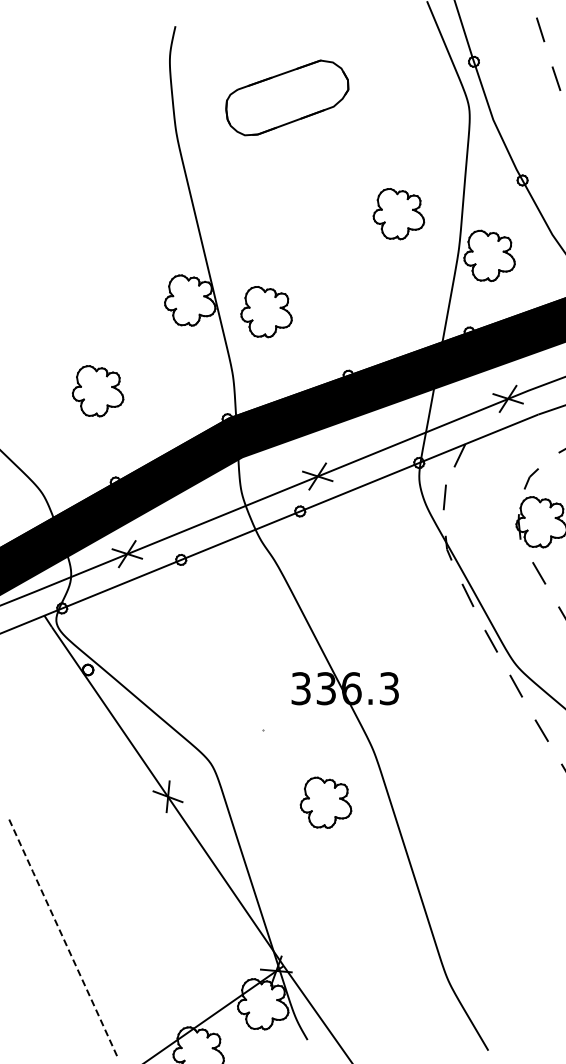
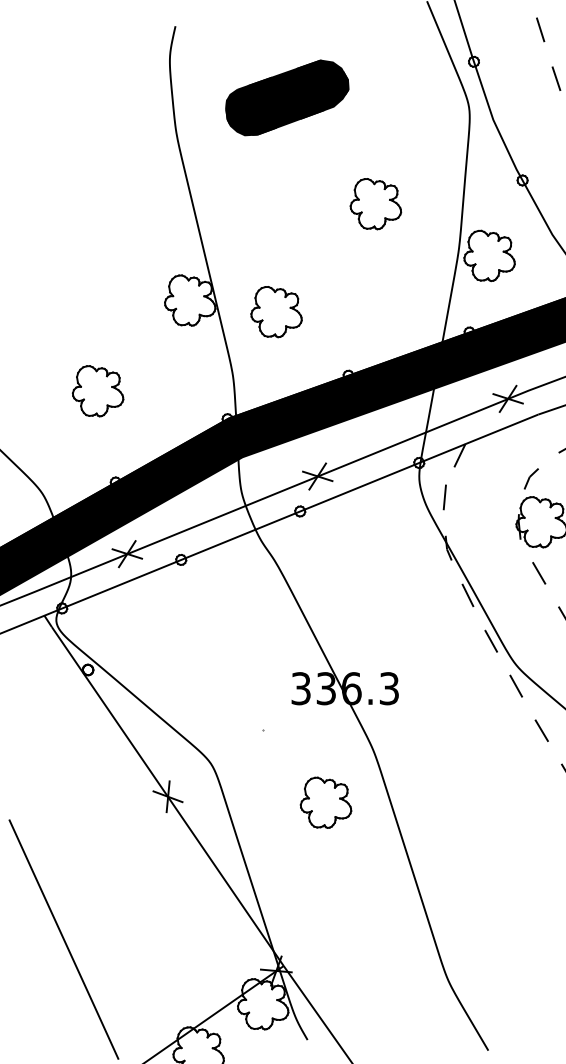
fill: none -> present (287, 97)
part position: (398, 214) -> (375, 204) (375, 204)
part position: (266, 312) -> (276, 312) (276, 312)
line: dashed -> solid (63, 939)
